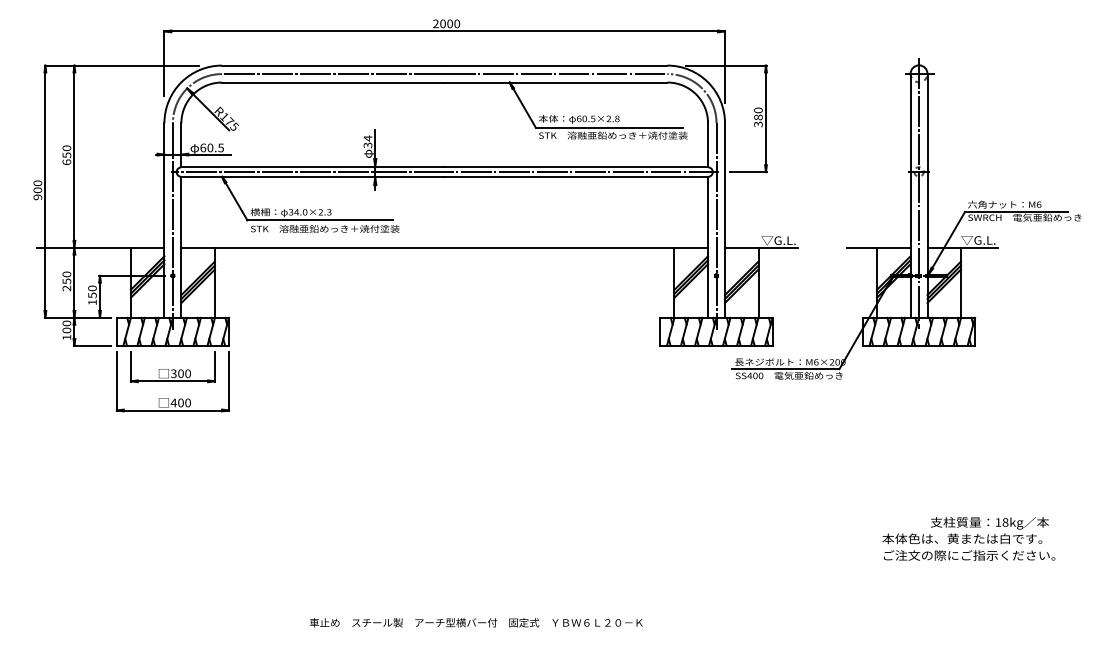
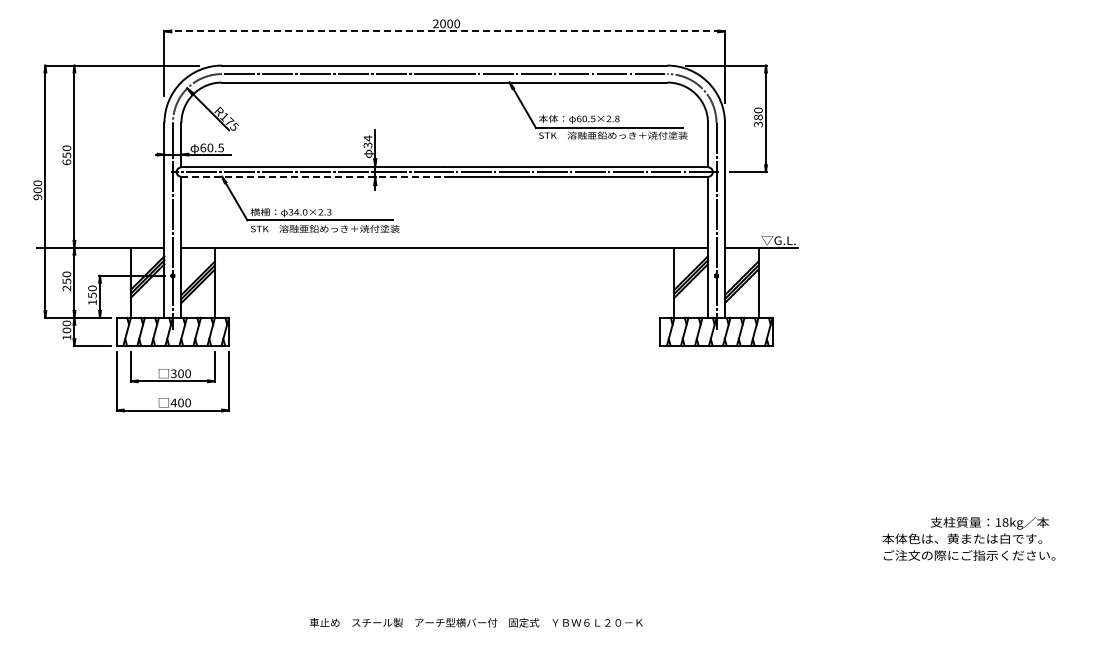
line: solid -> dashed (445, 31)
line: solid -> dashed (313, 176)
part: present -> none (906, 218)
